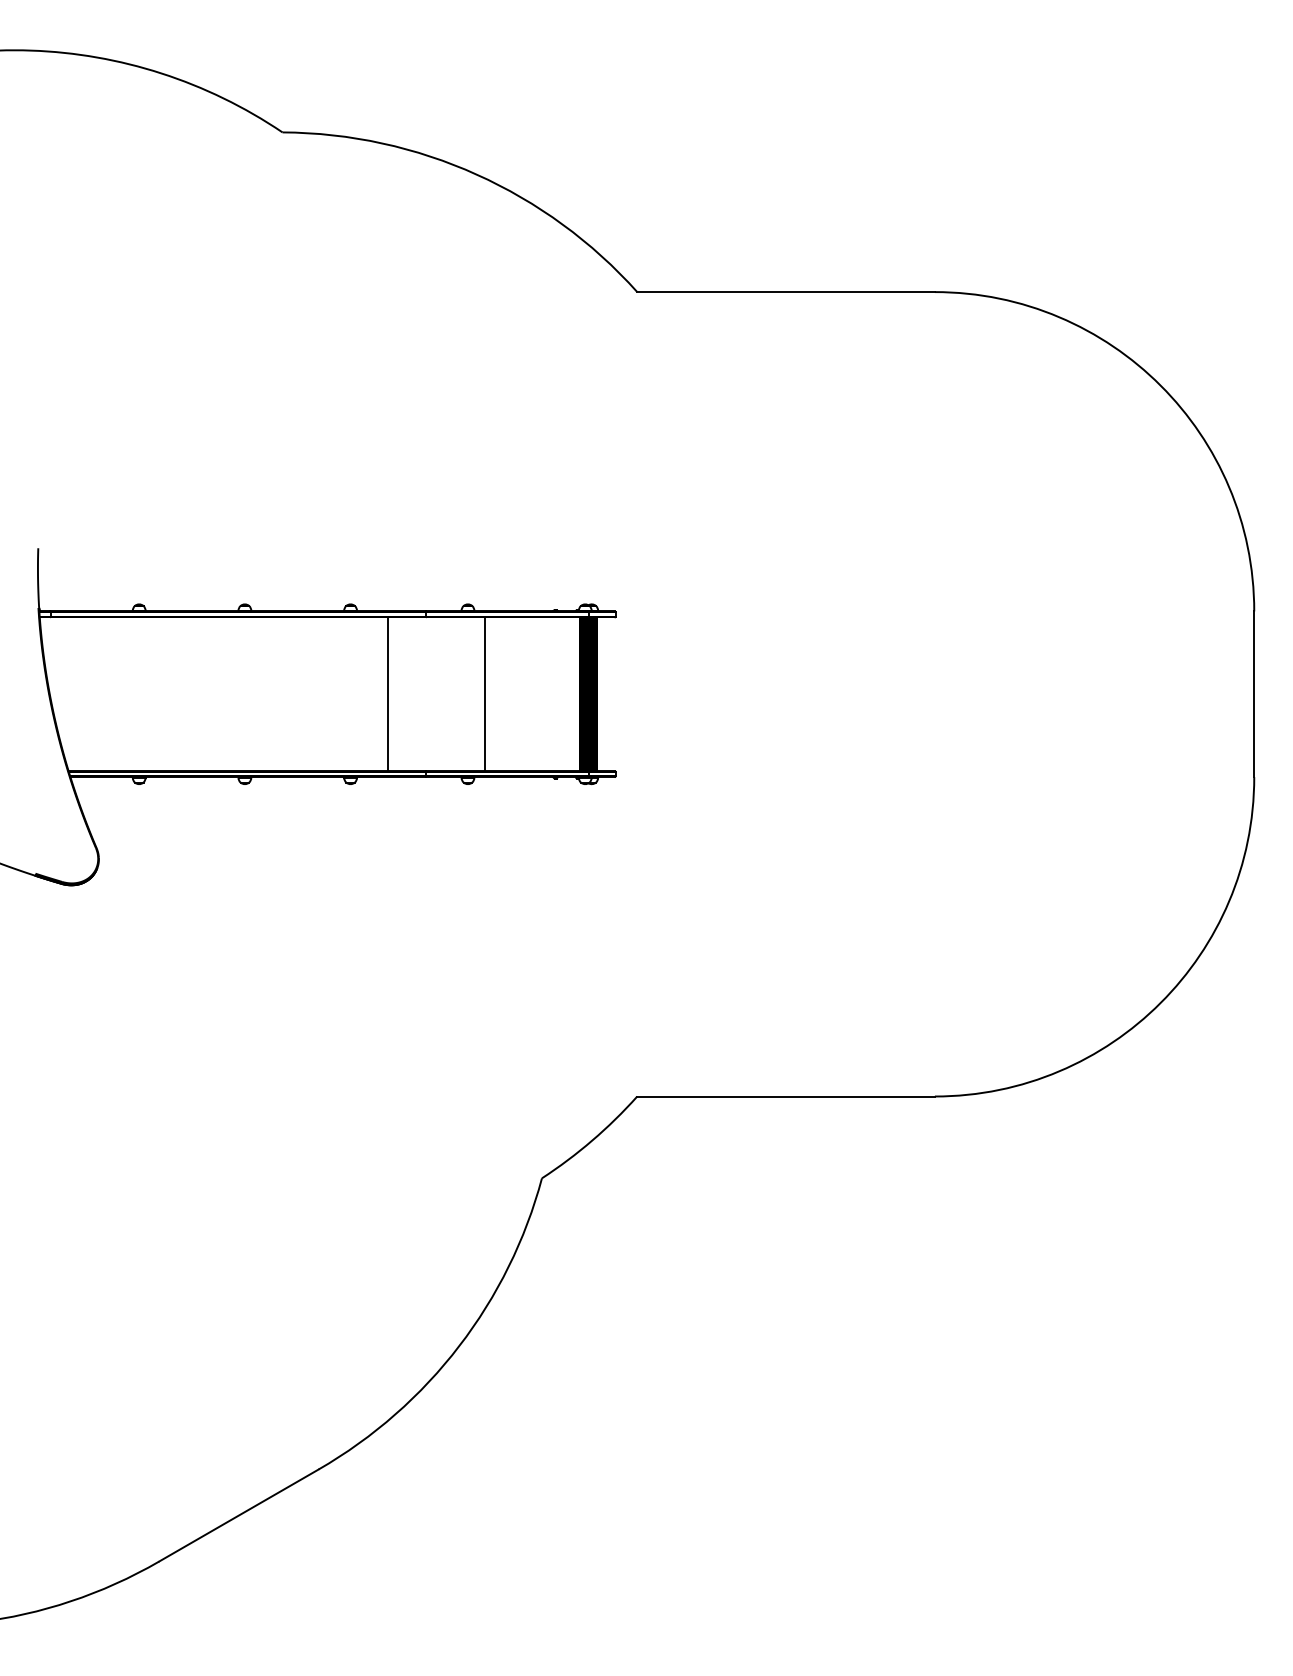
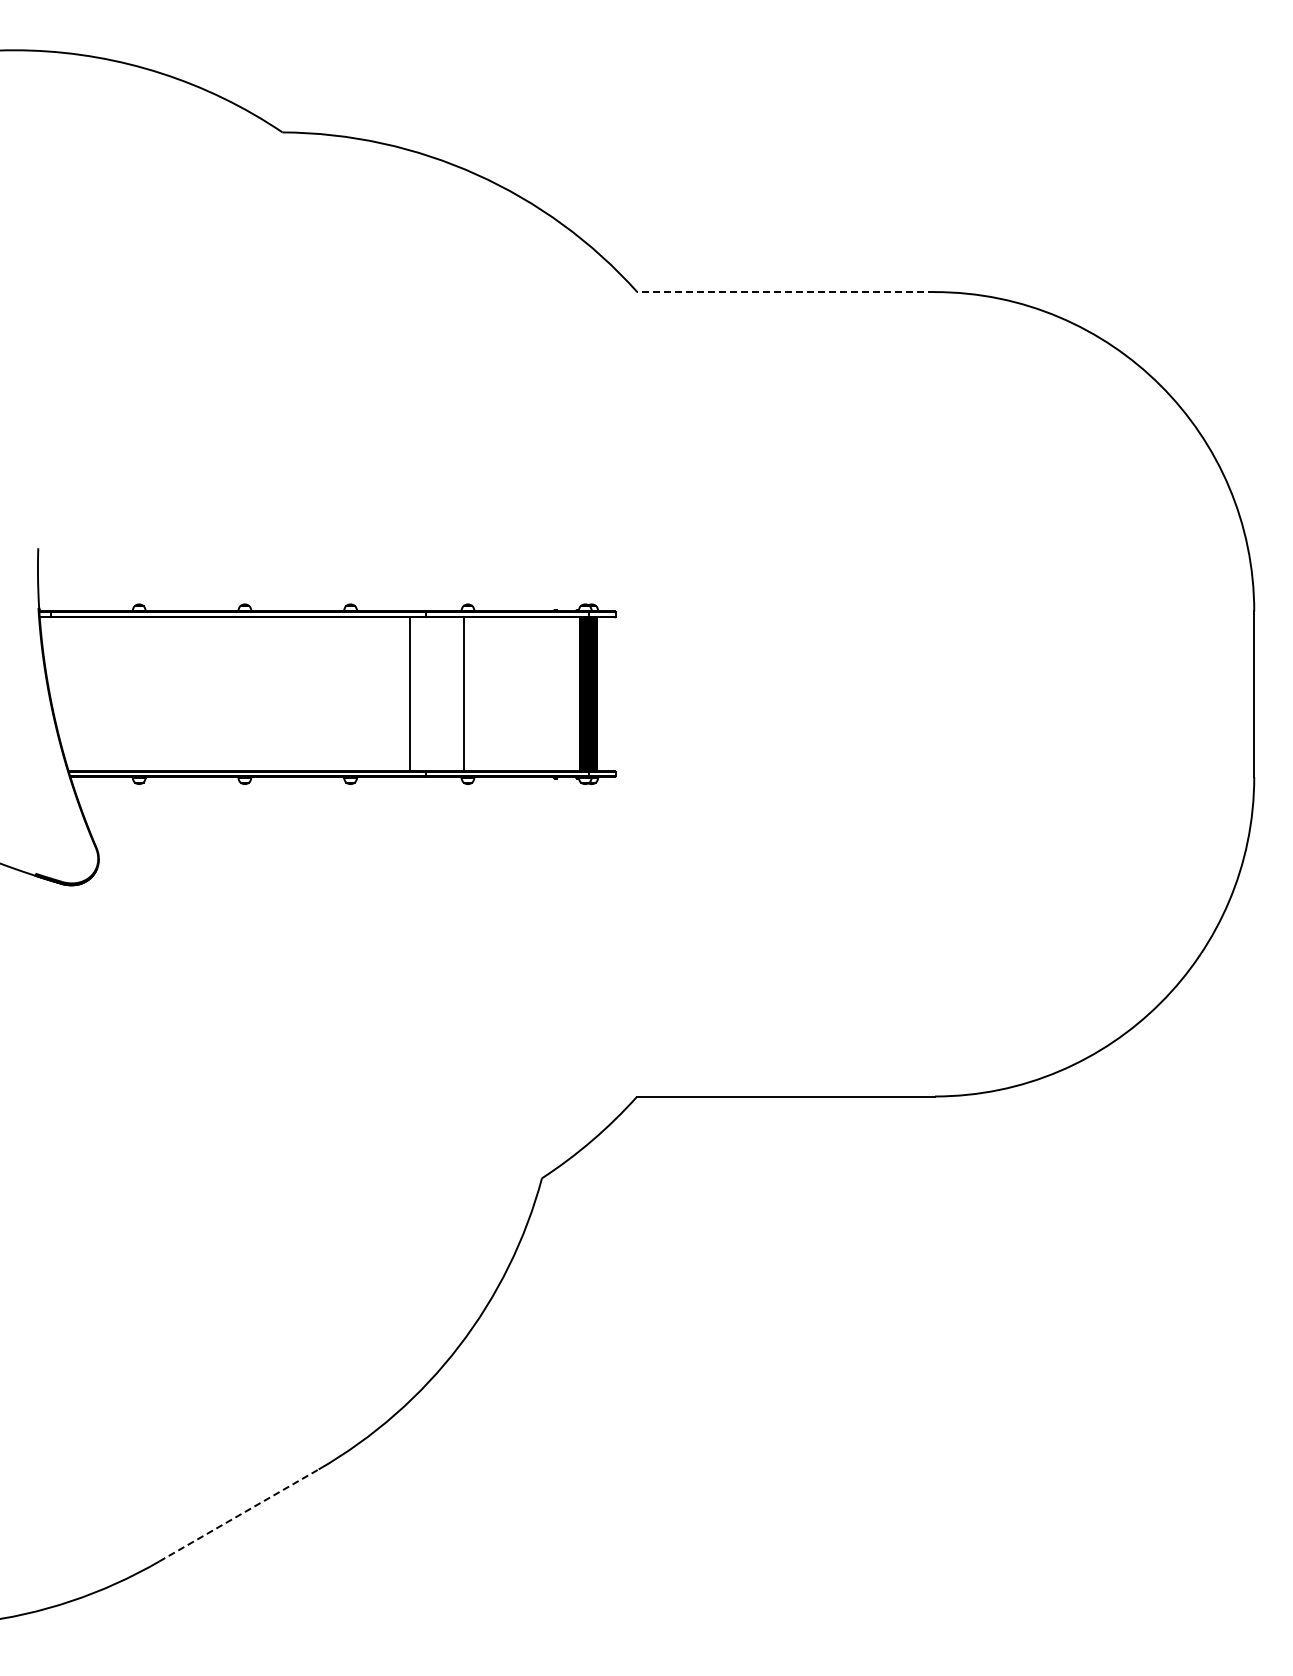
line: solid -> dashed (786, 292)
line position: (387, 694) -> (409, 694) (409, 694)
line position: (485, 694) -> (464, 694) (464, 694)
line: solid -> dashed (239, 1515)
